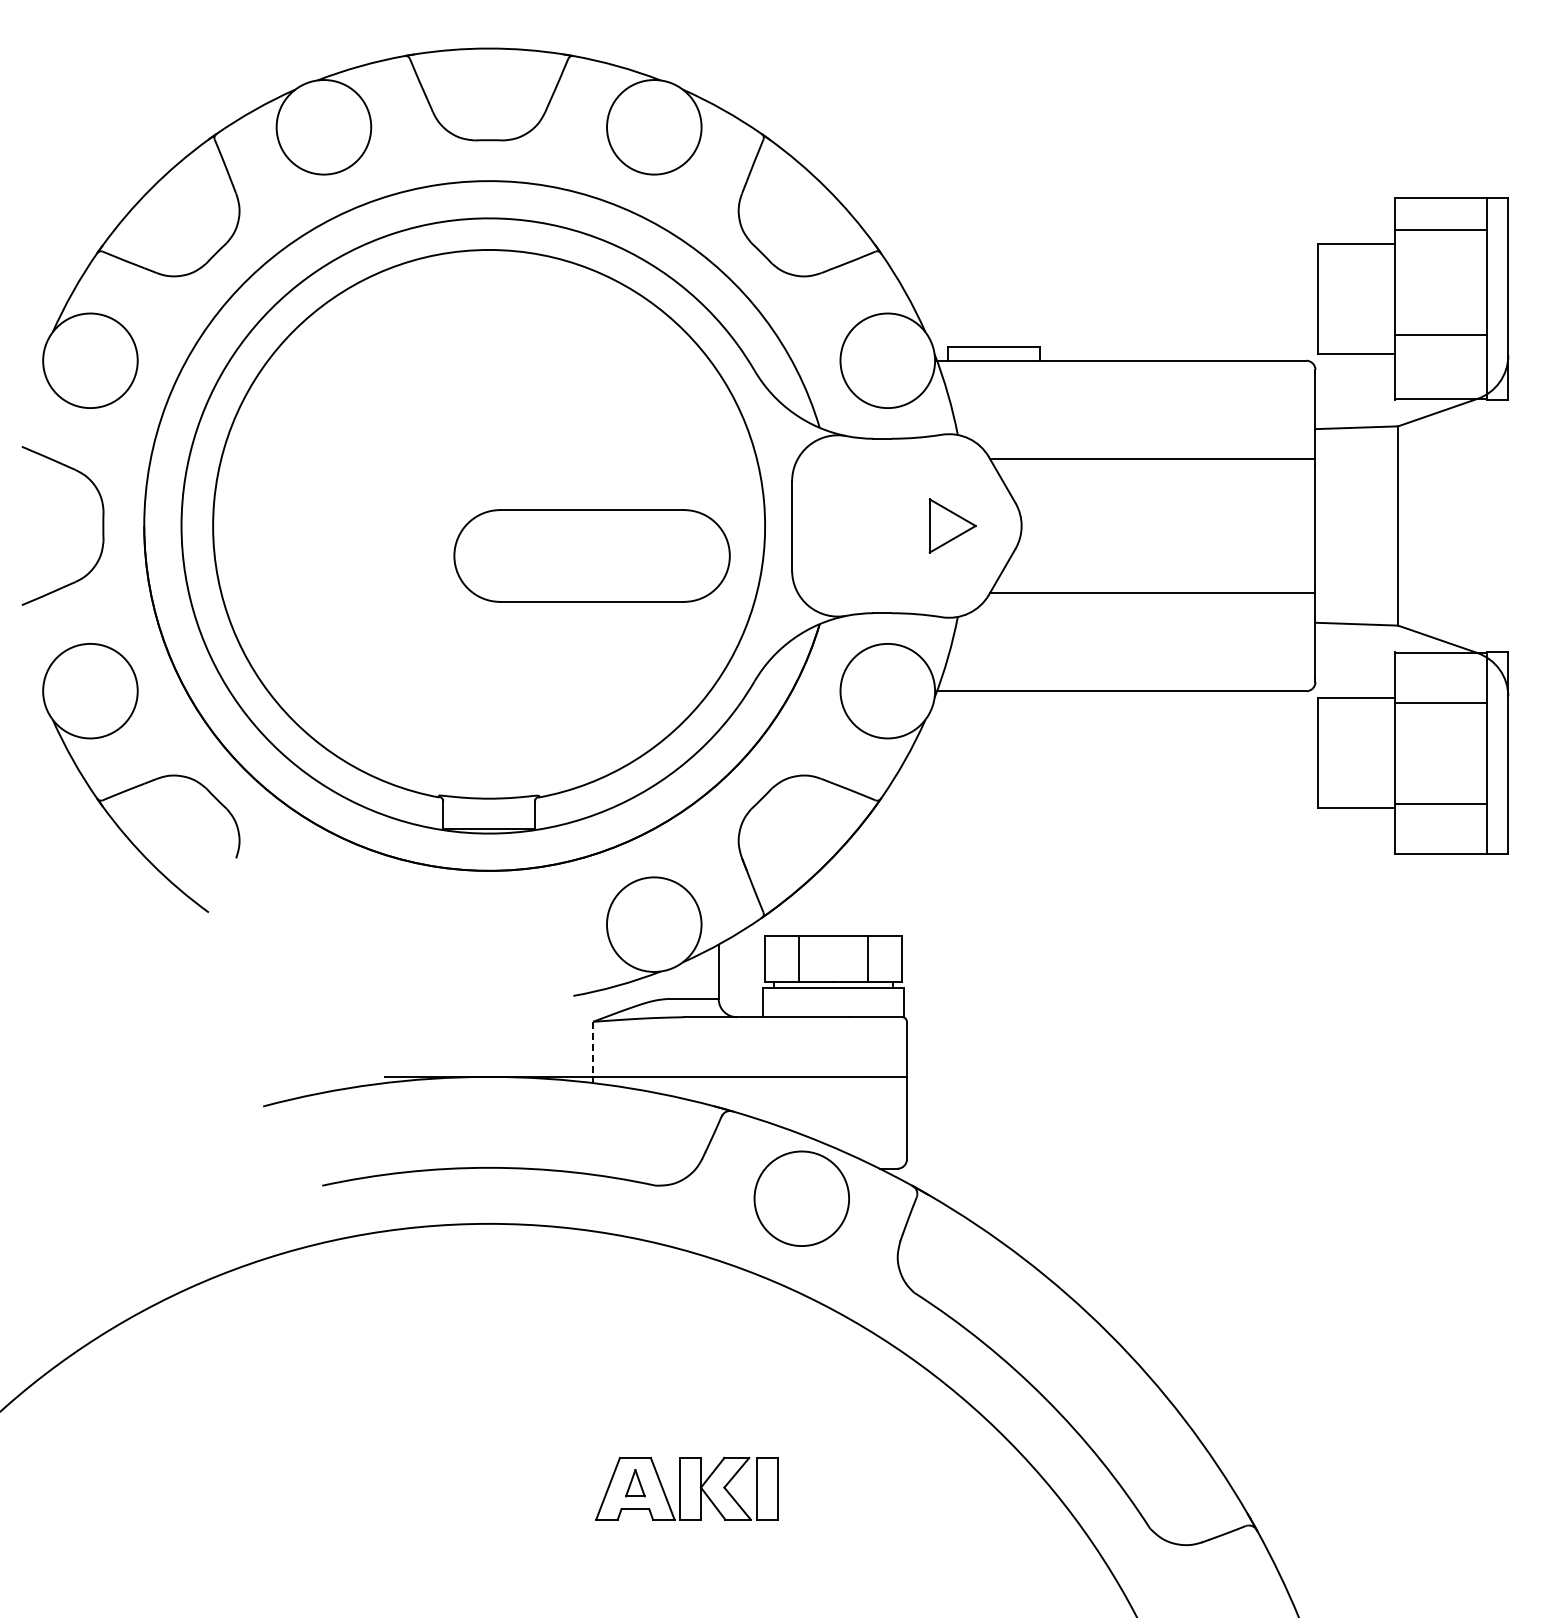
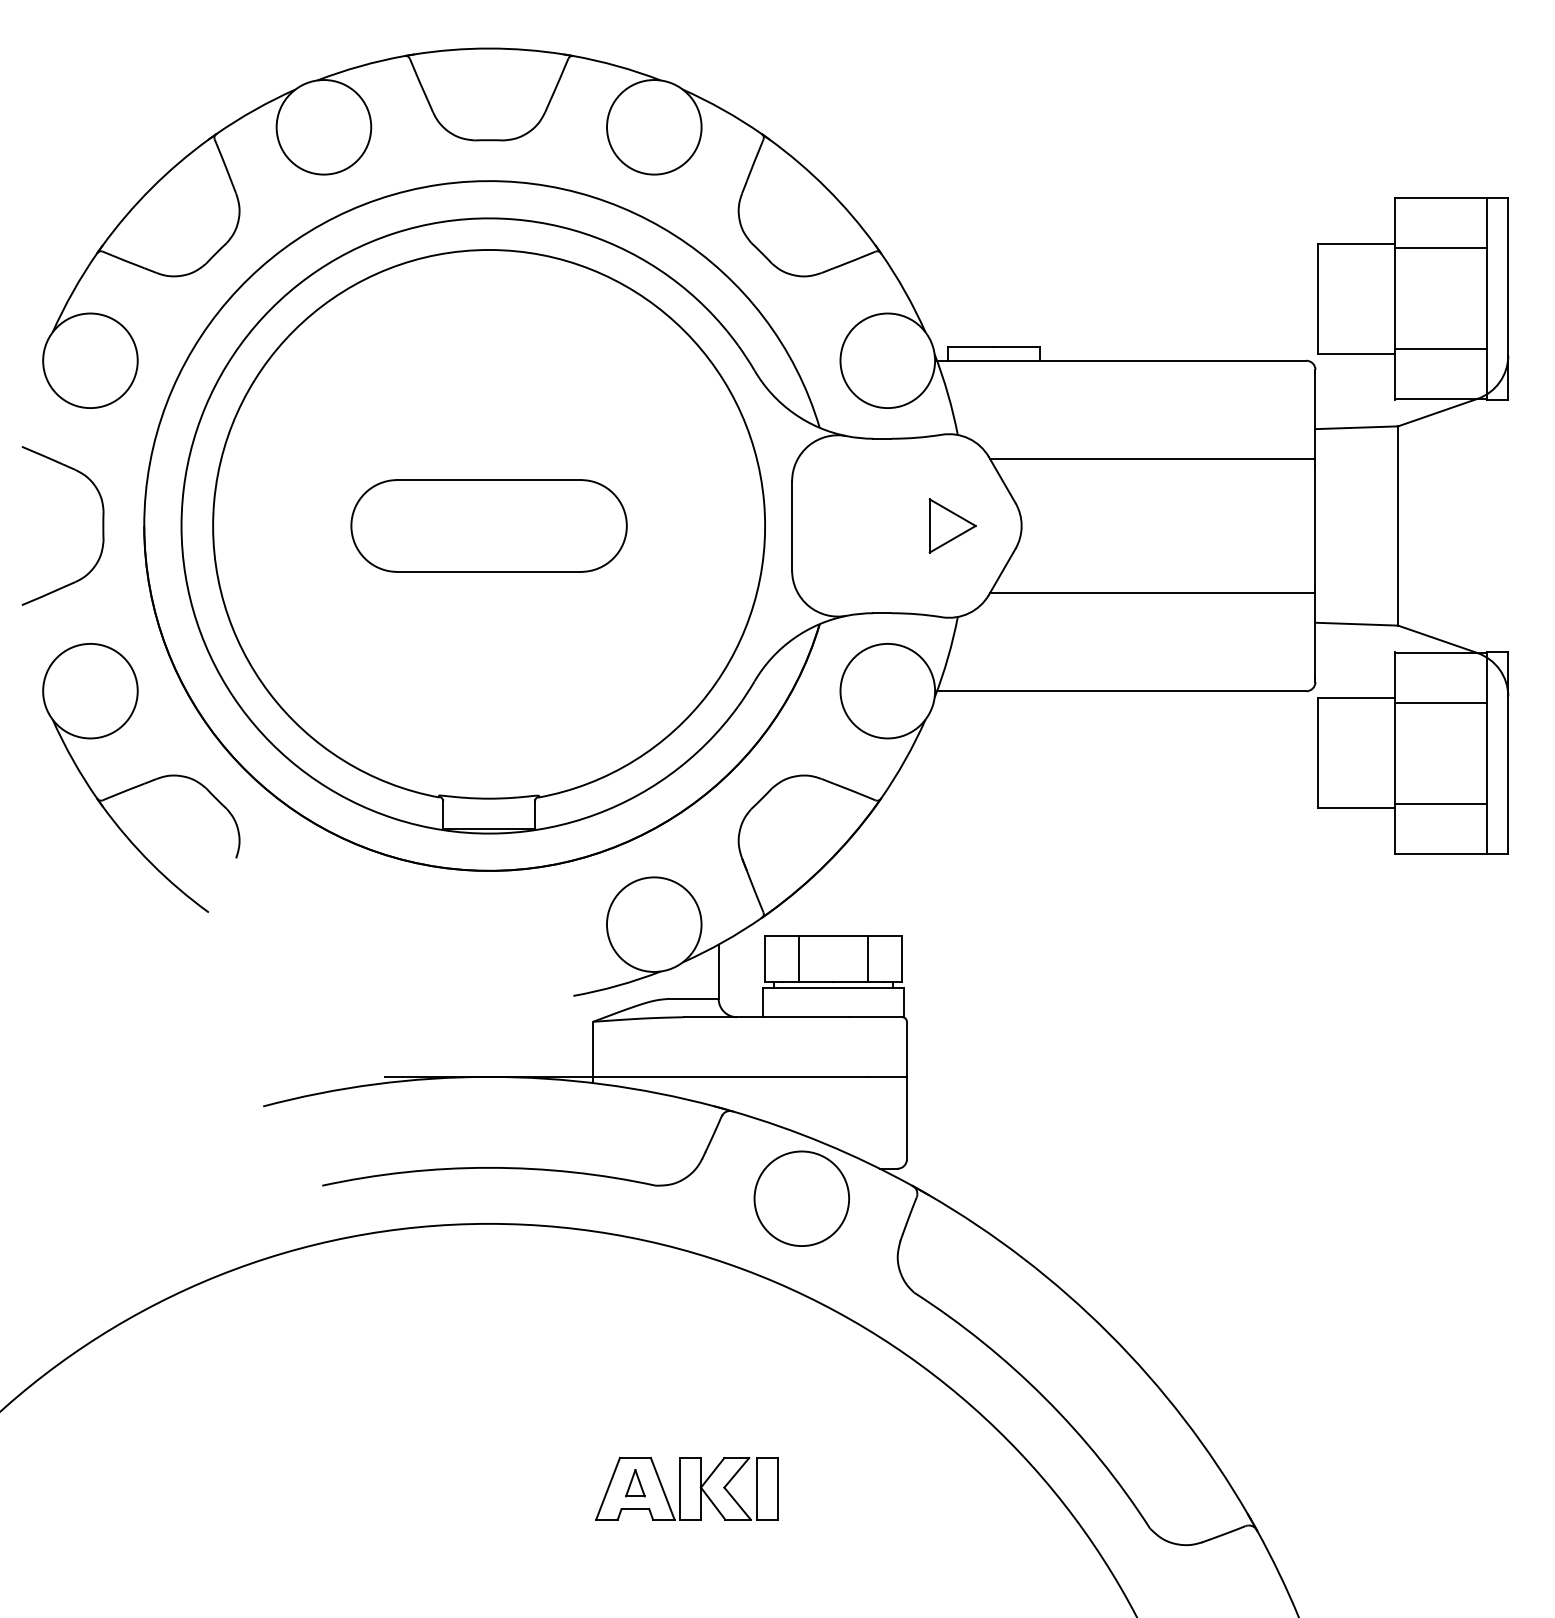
line position: (1441, 230) -> (1441, 248) (1441, 248)
line position: (1441, 335) -> (1441, 349) (1441, 349)
part position: (591, 555) -> (488, 525) (488, 525)
line: dashed -> solid (593, 1049)
